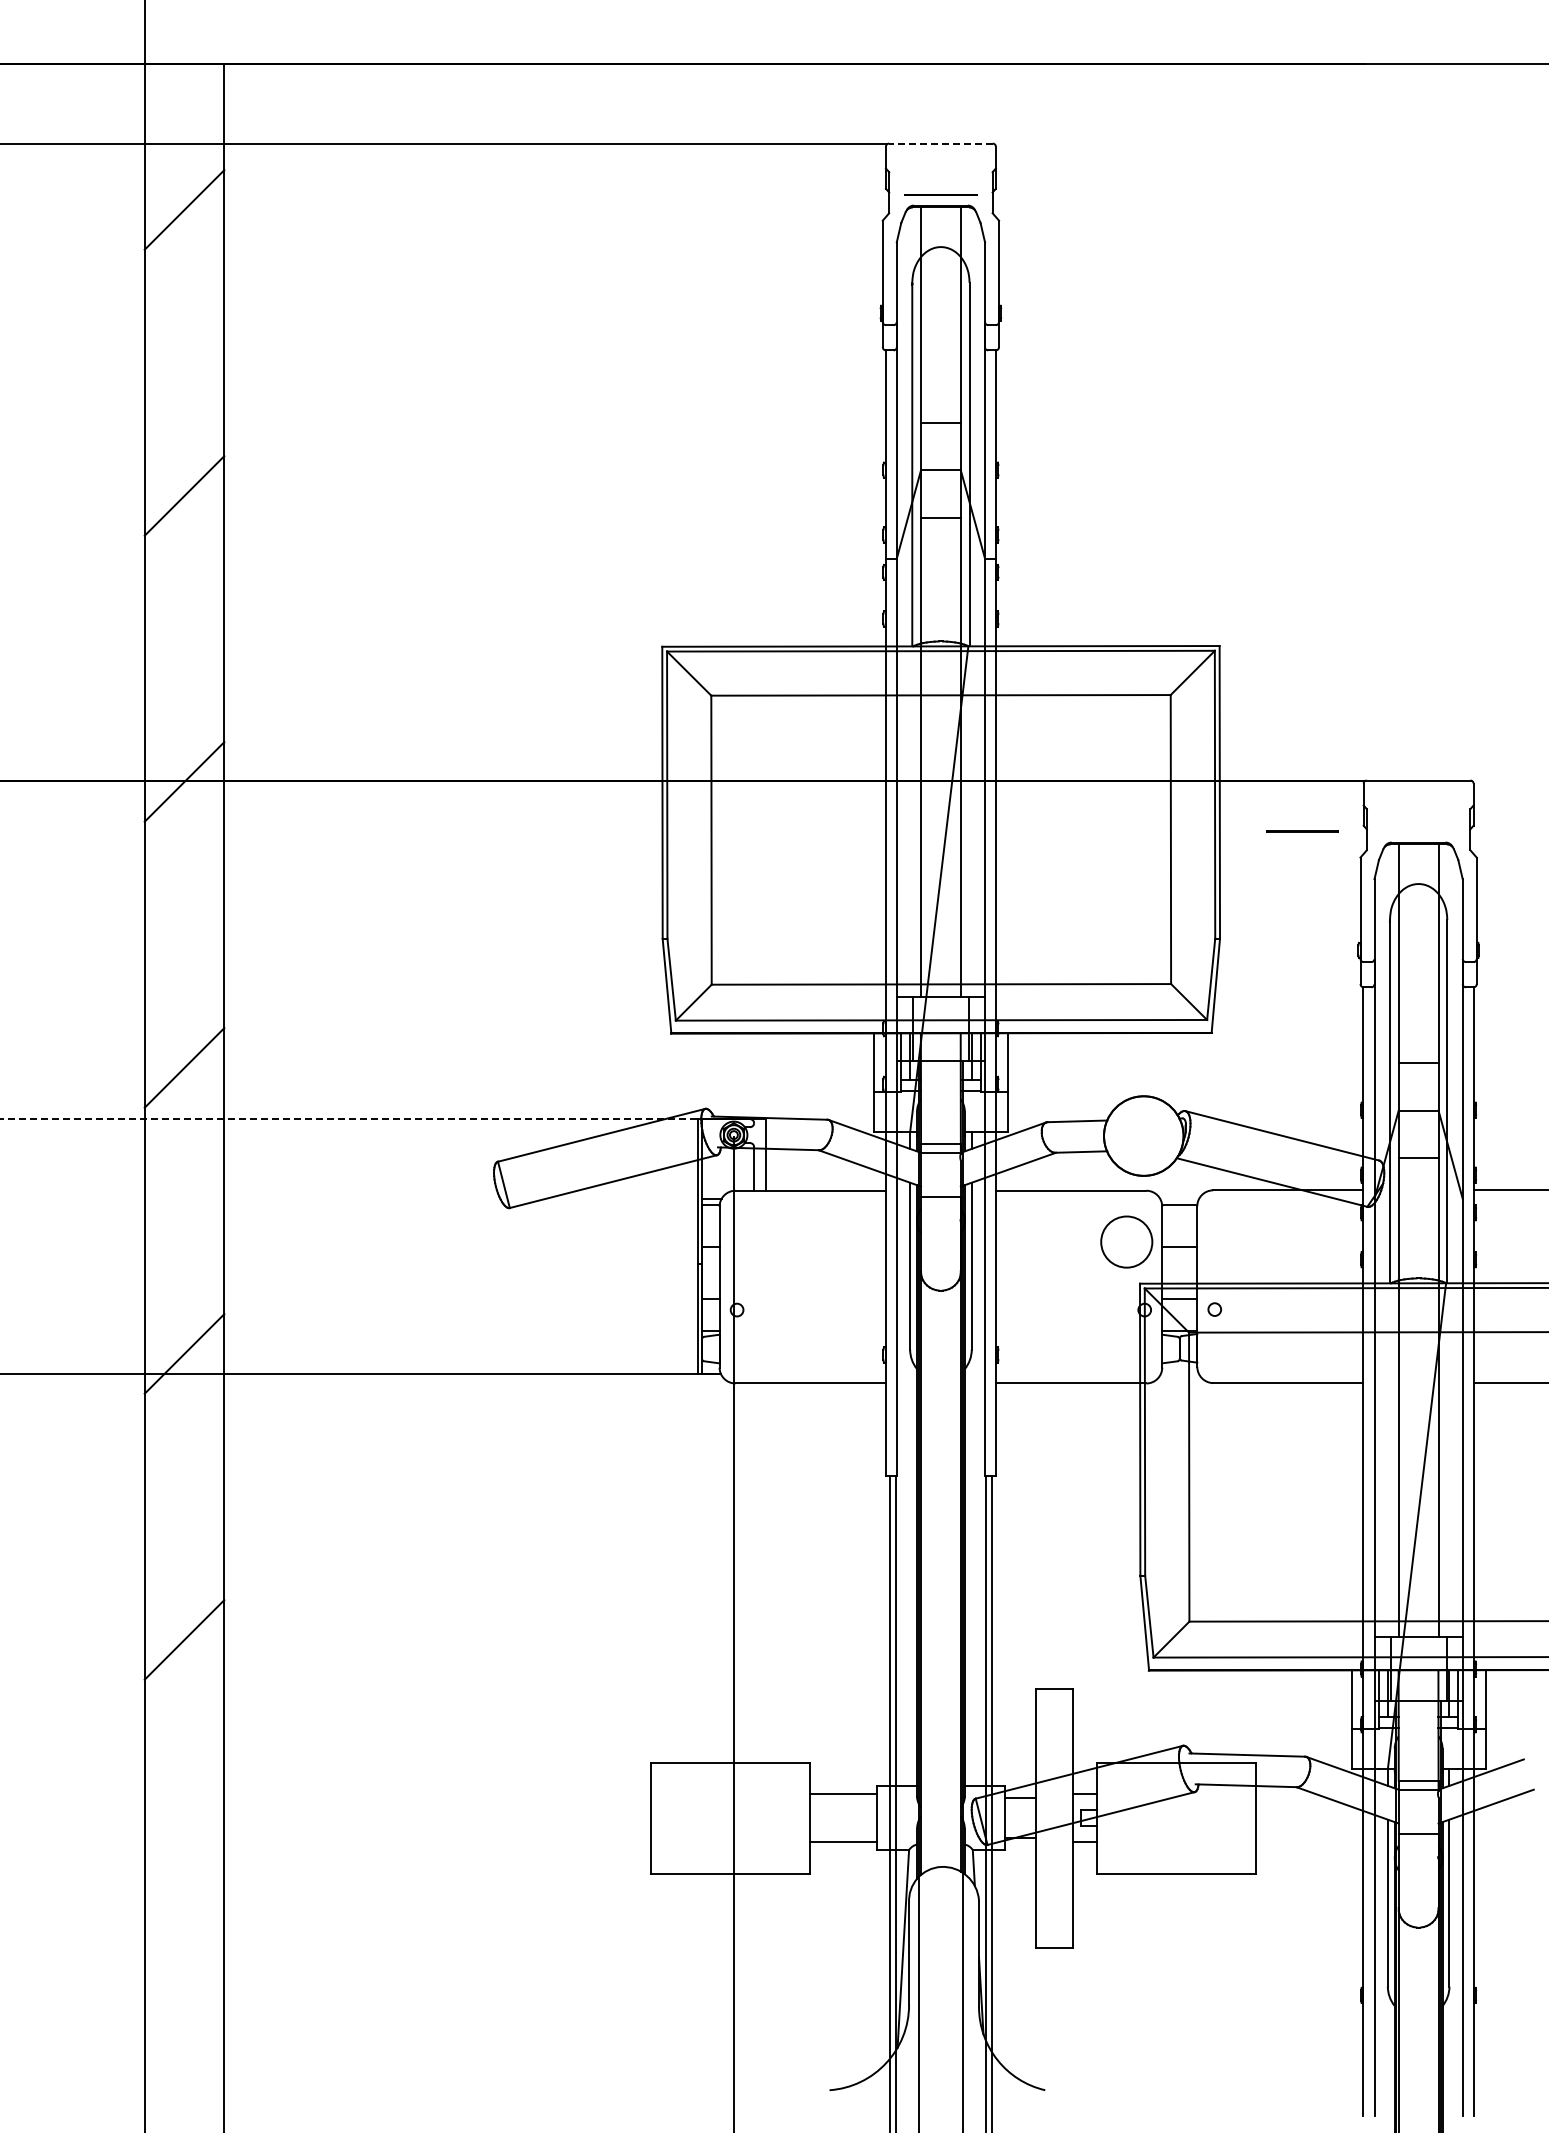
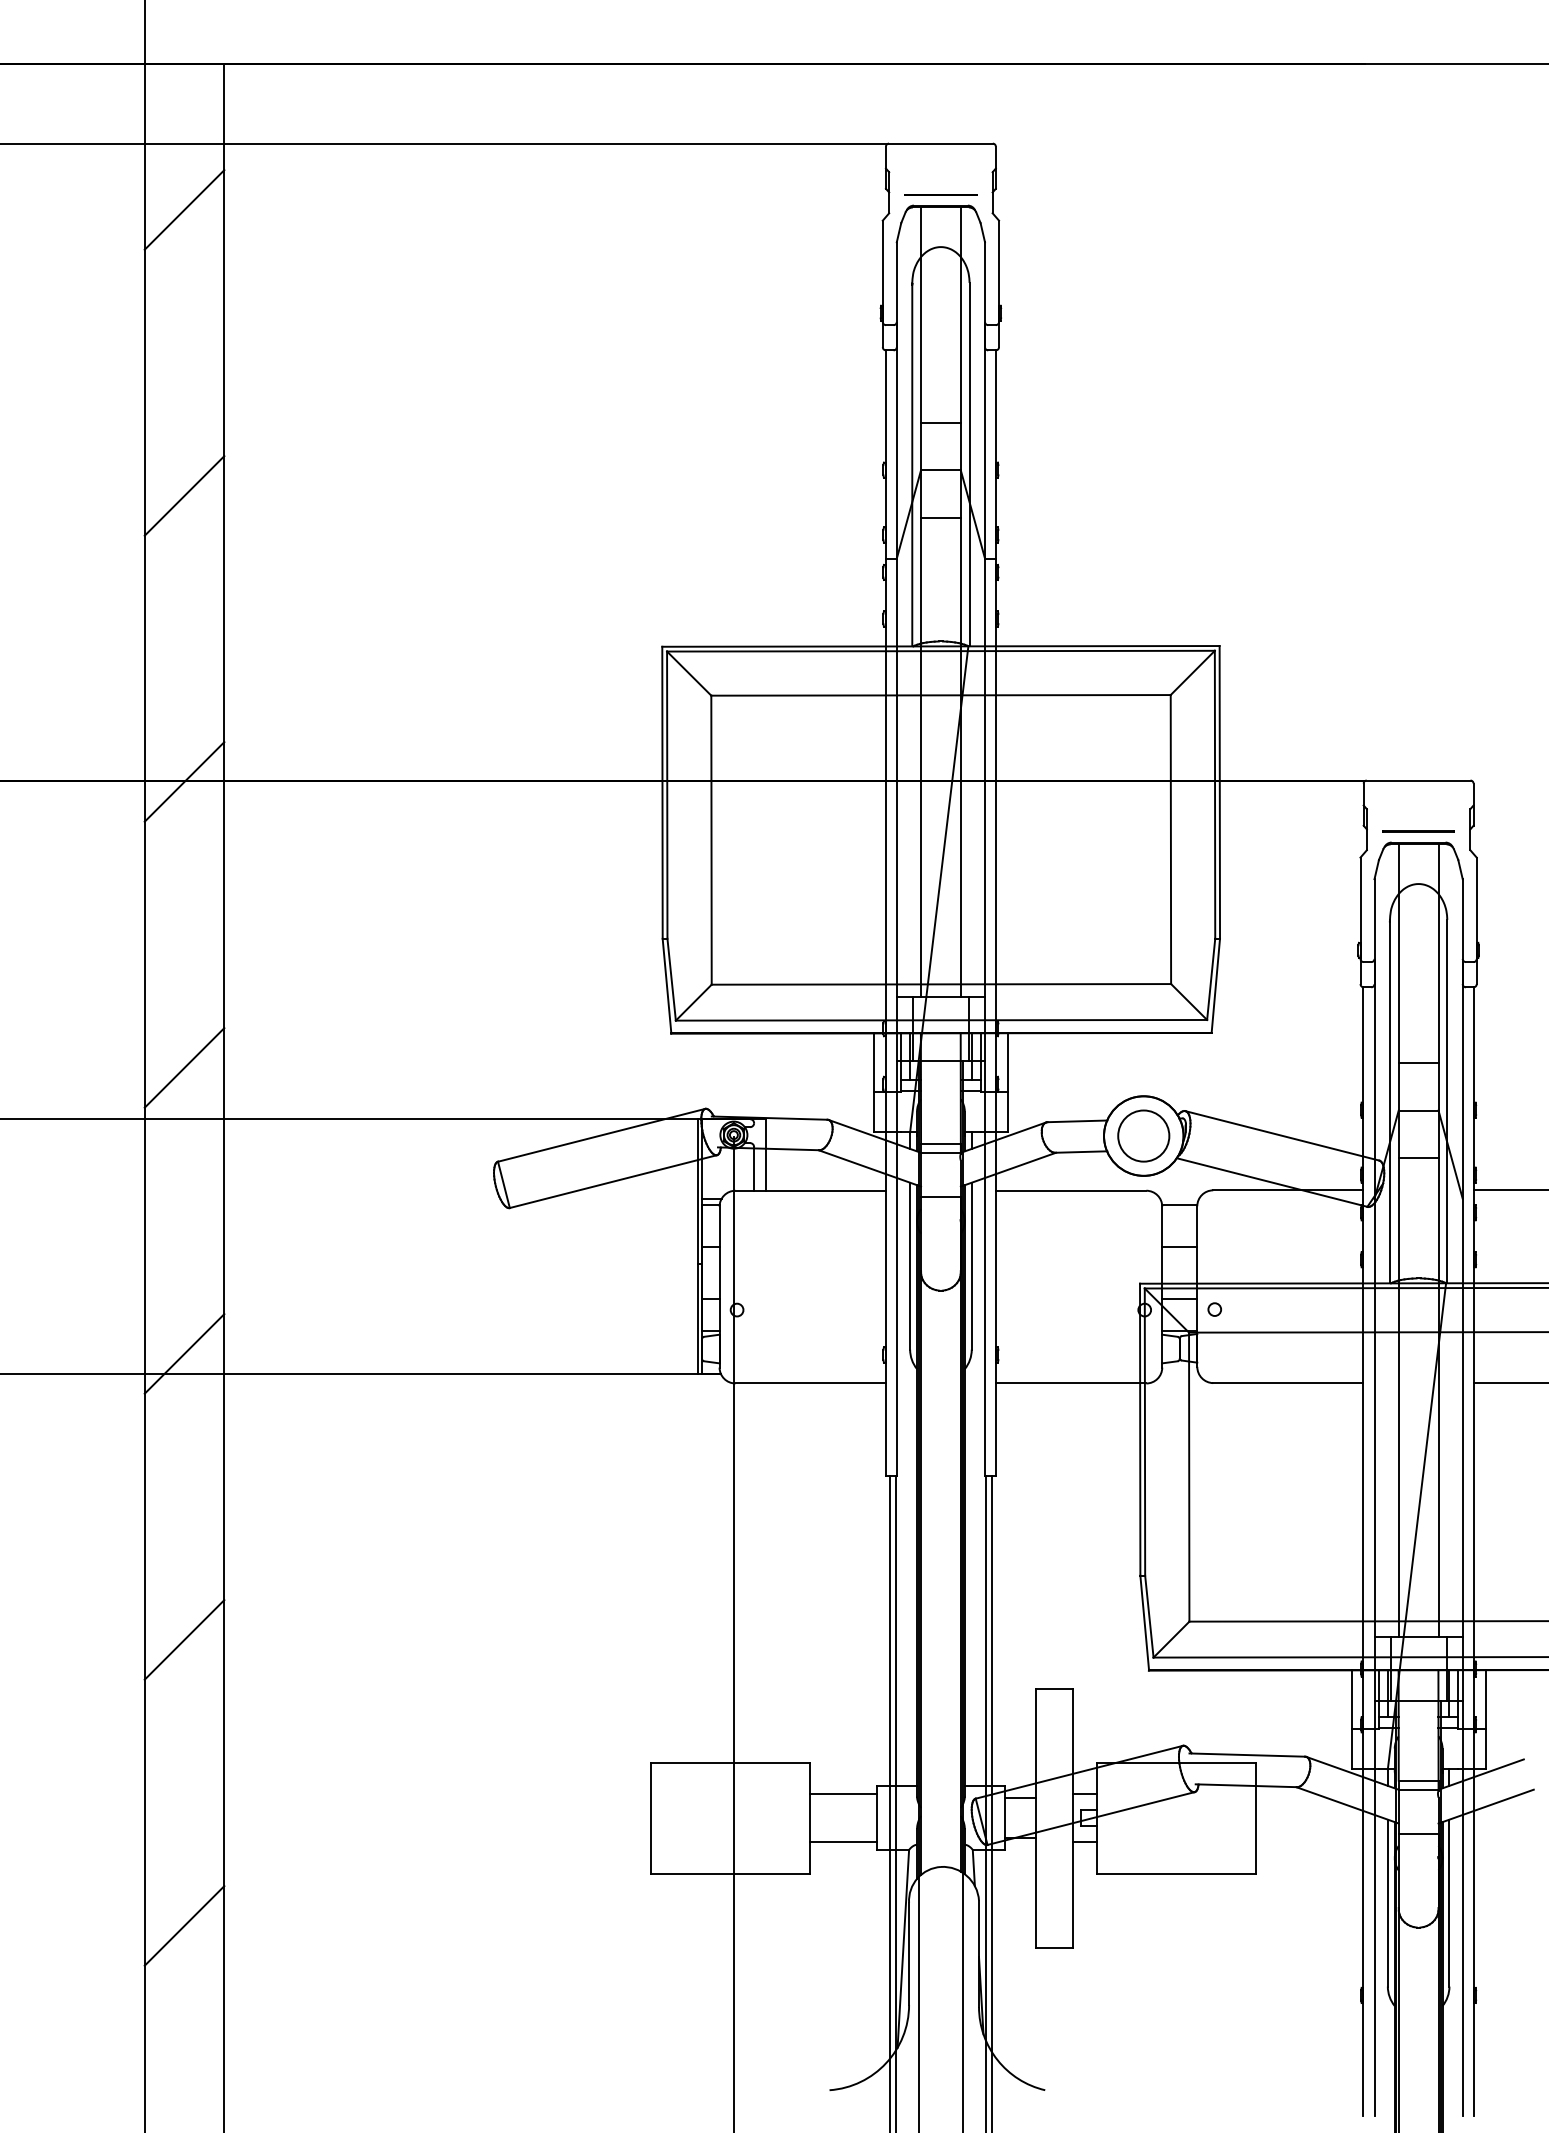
line: dashed -> solid (940, 143)
line position: (1302, 831) -> (1418, 831) (1418, 831)
line: dashed -> solid (348, 1119)
circle position: (1126, 1241) -> (1143, 1135) (1143, 1135)
line: none -> present (184, 1925)
